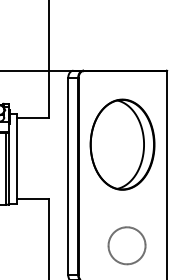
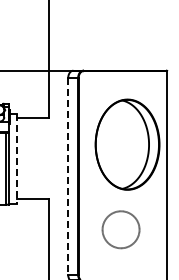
part position: (122, 144) -> (127, 144) (127, 144)
line: solid -> dashed (16, 159)
line: solid -> dashed (68, 176)
circle position: (126, 245) -> (120, 229) (120, 229)
